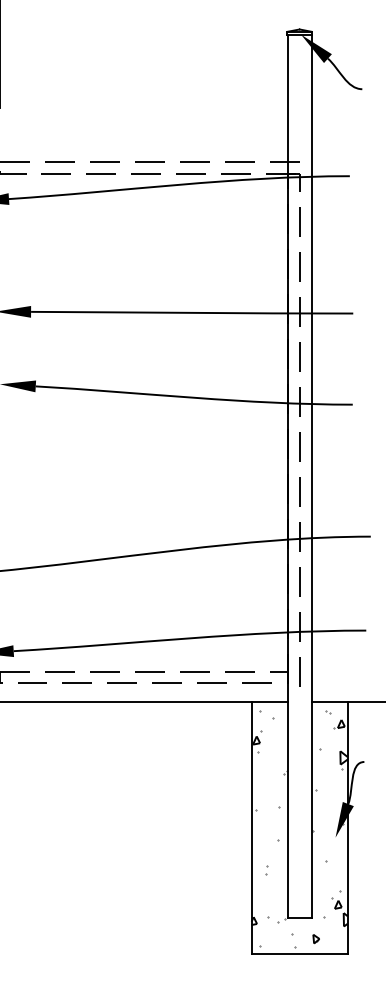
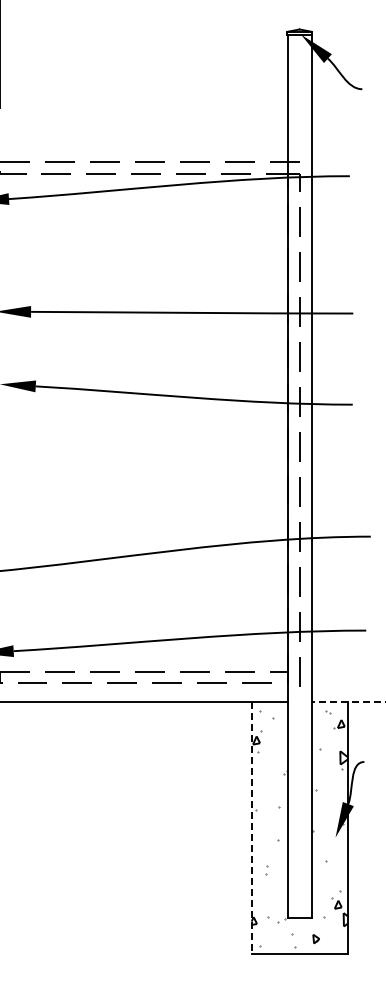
line: solid -> dashed (348, 701)
line: solid -> dashed (251, 827)
